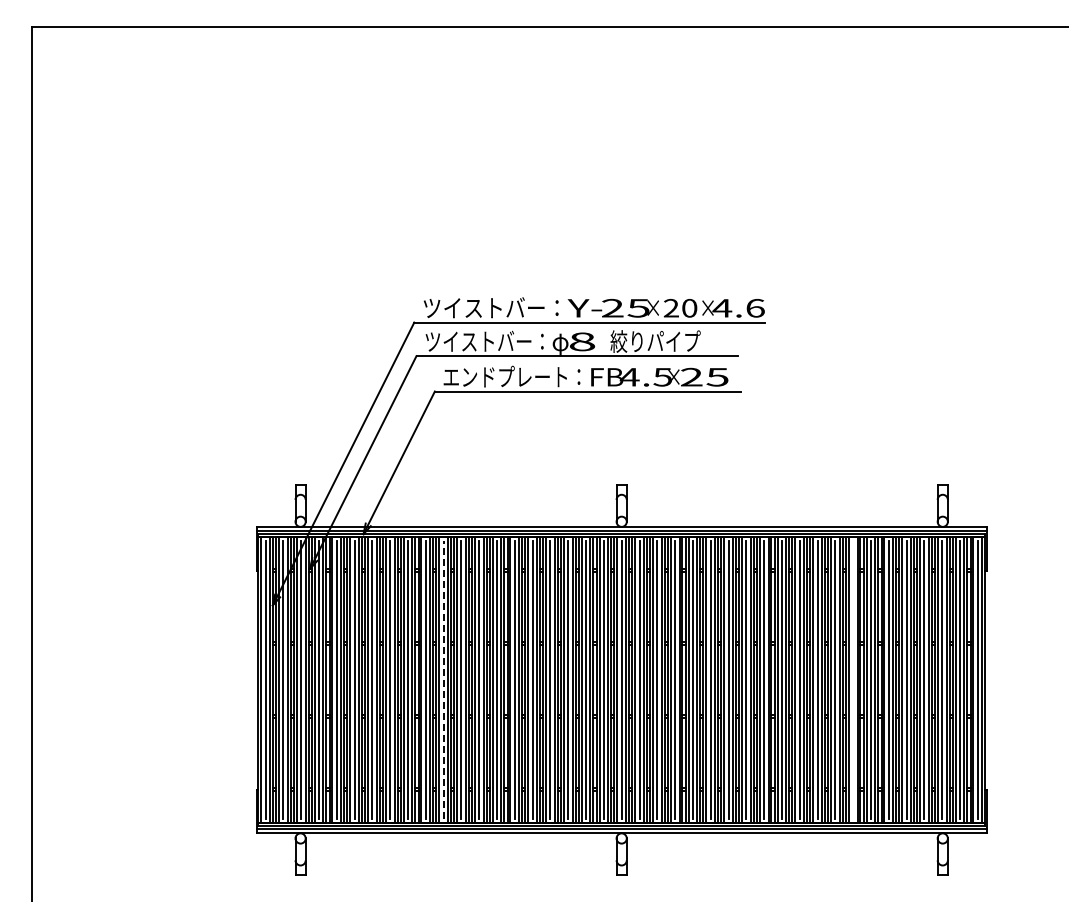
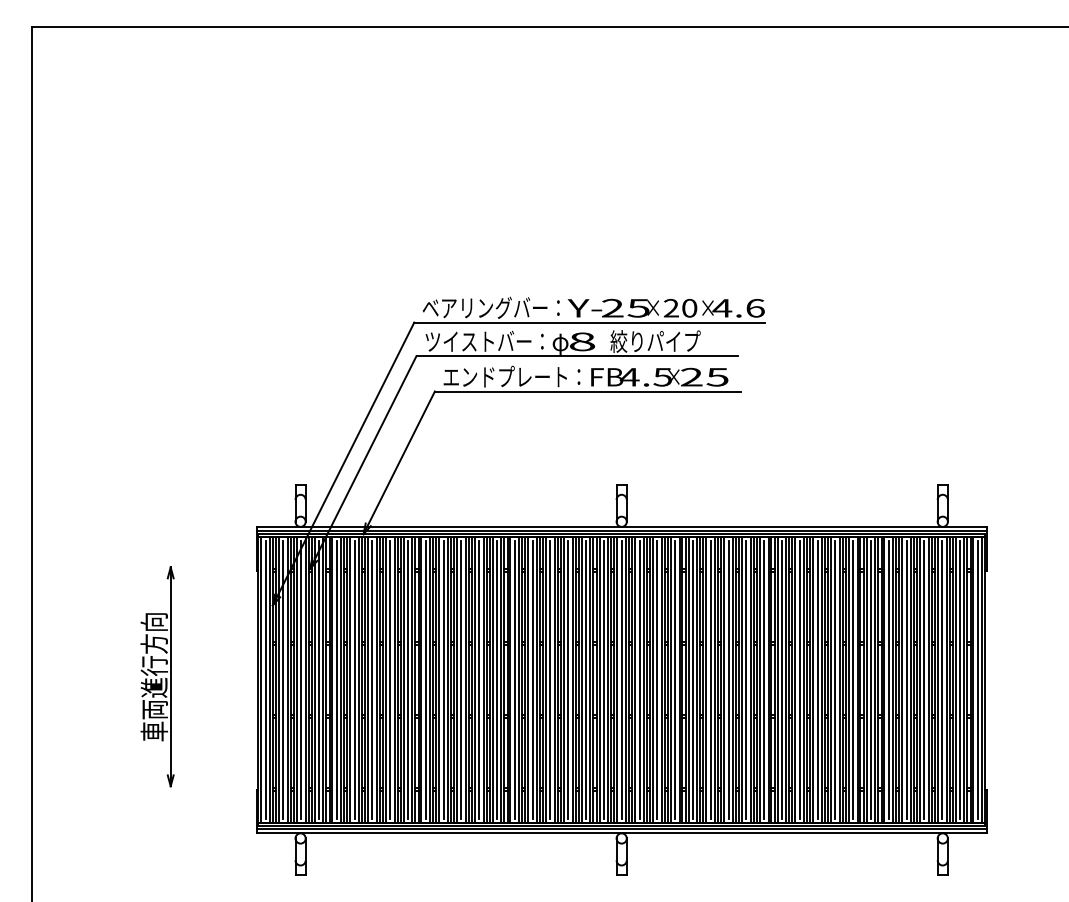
text: ツイストバー： -> ベアリングバー： (490, 307)
part: none -> present (157, 676)
line: dashed -> solid (443, 679)
line: none -> present (853, 680)
